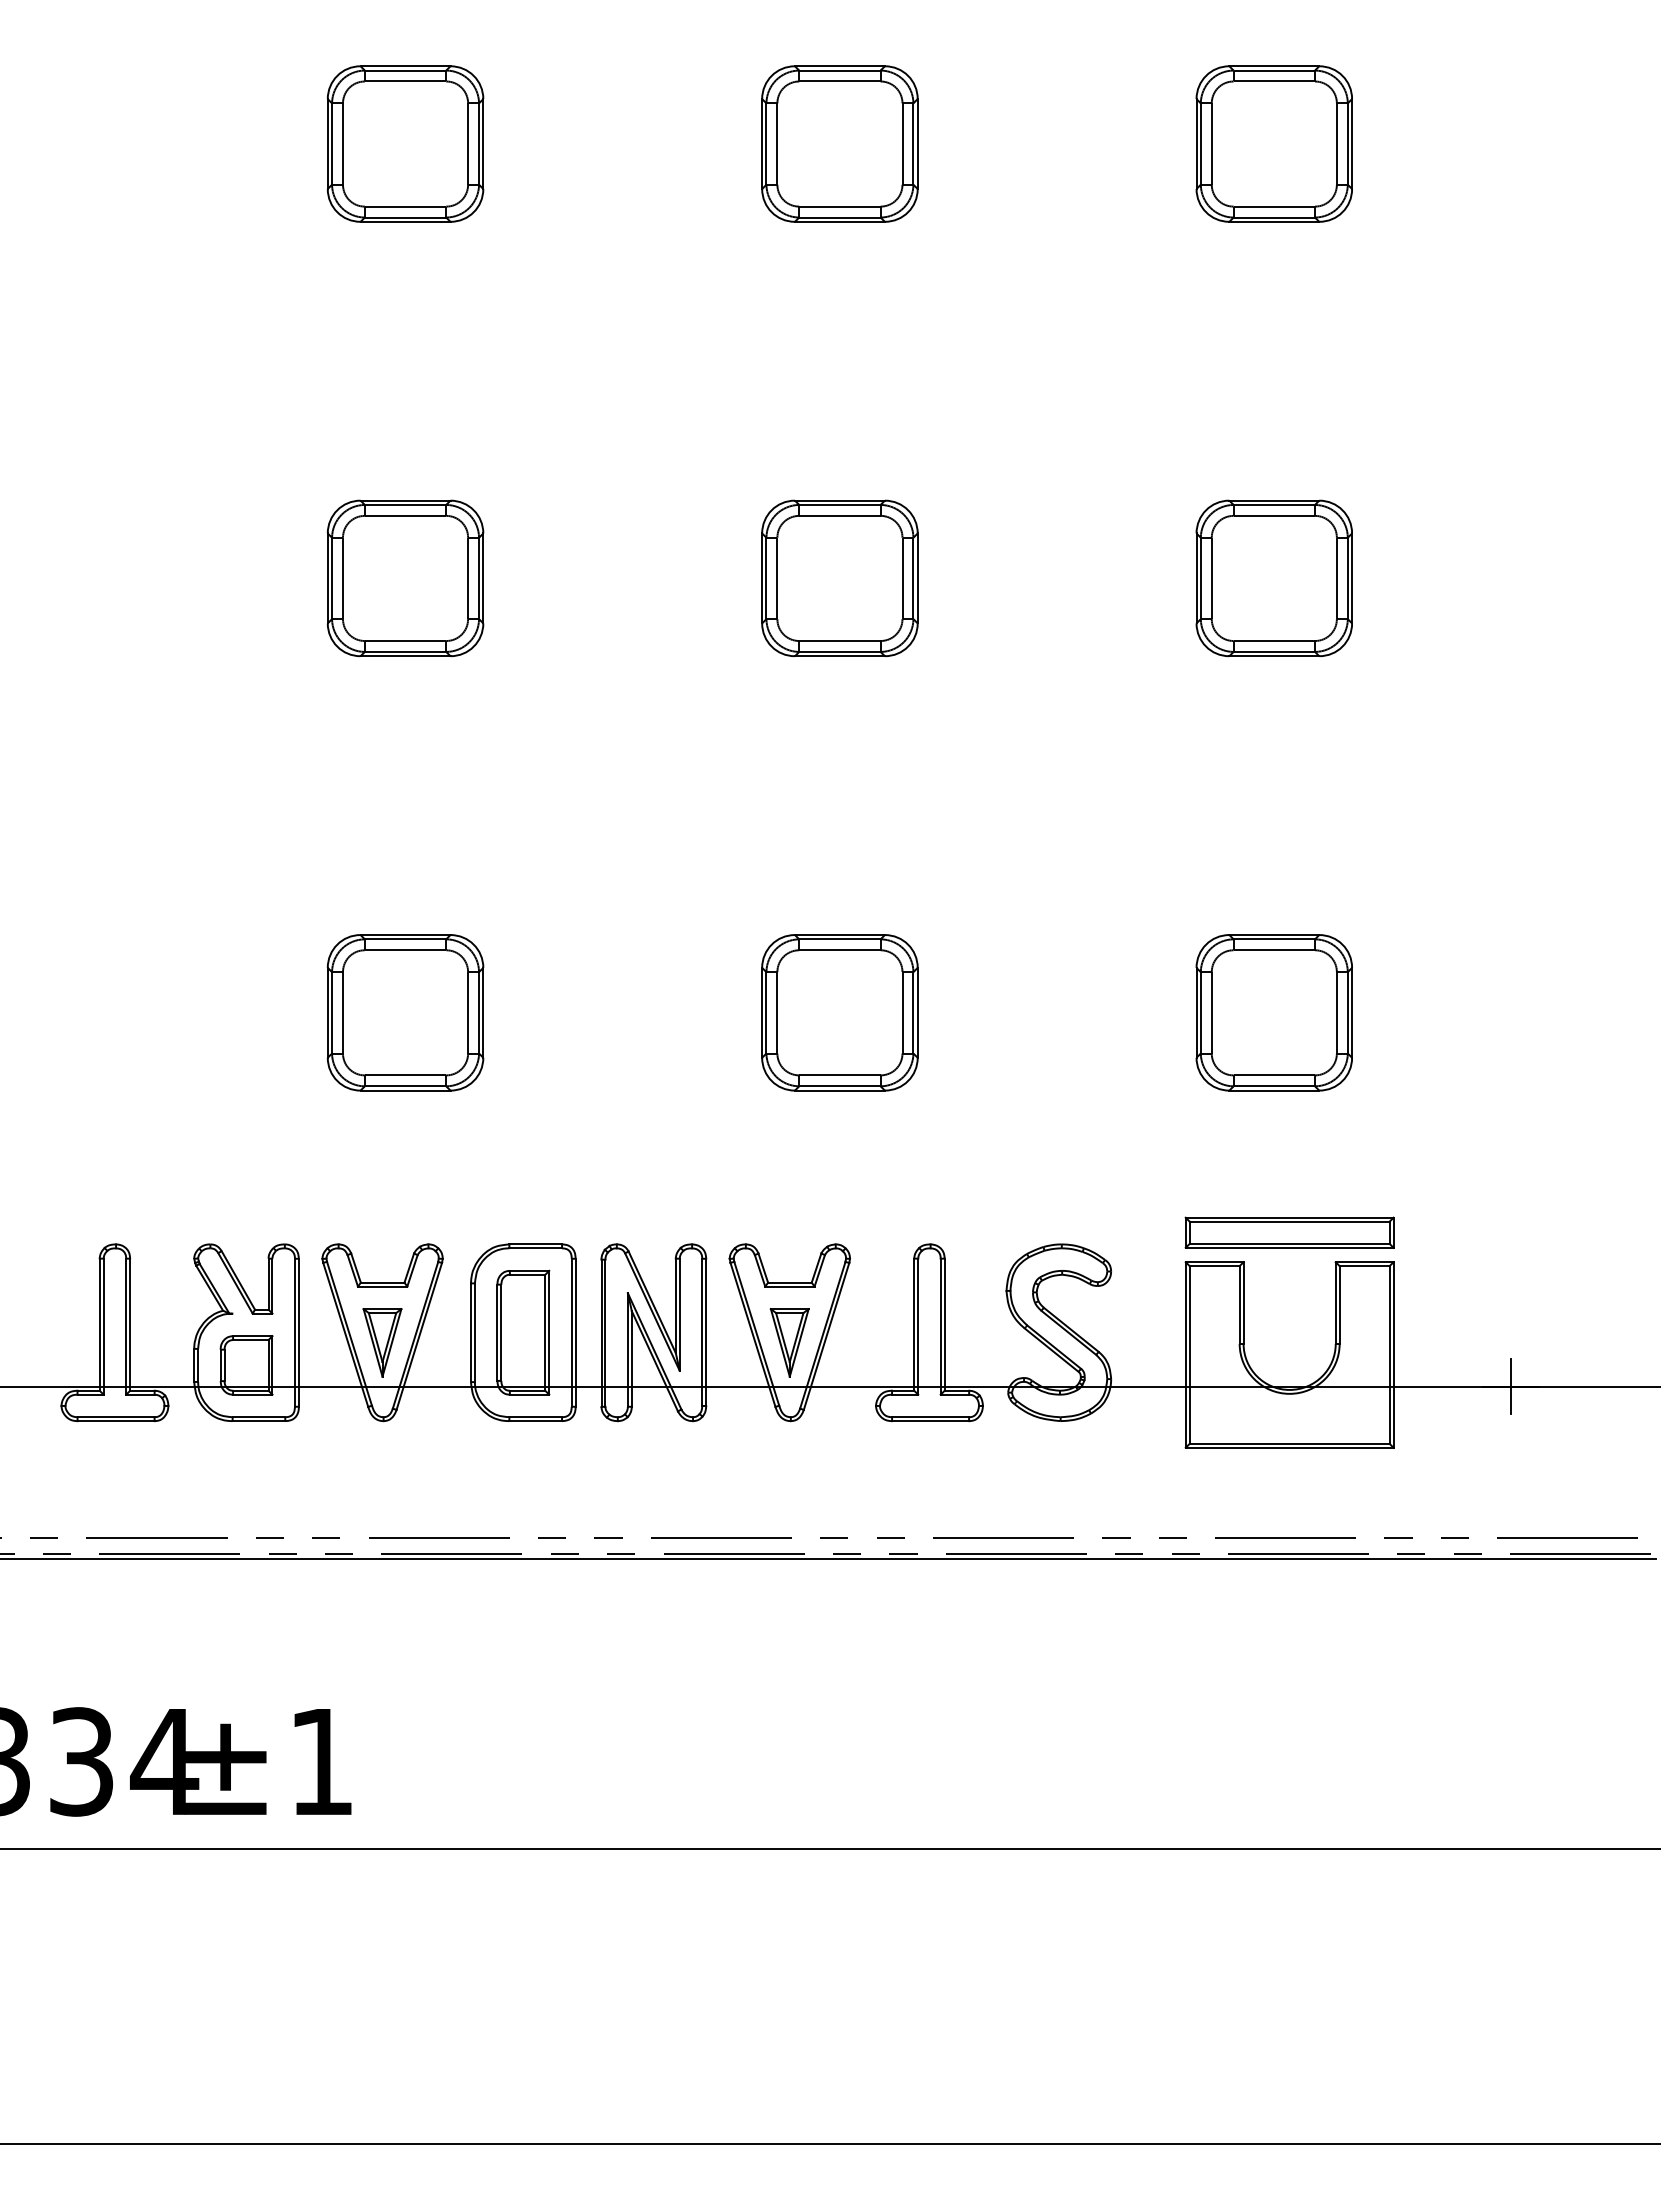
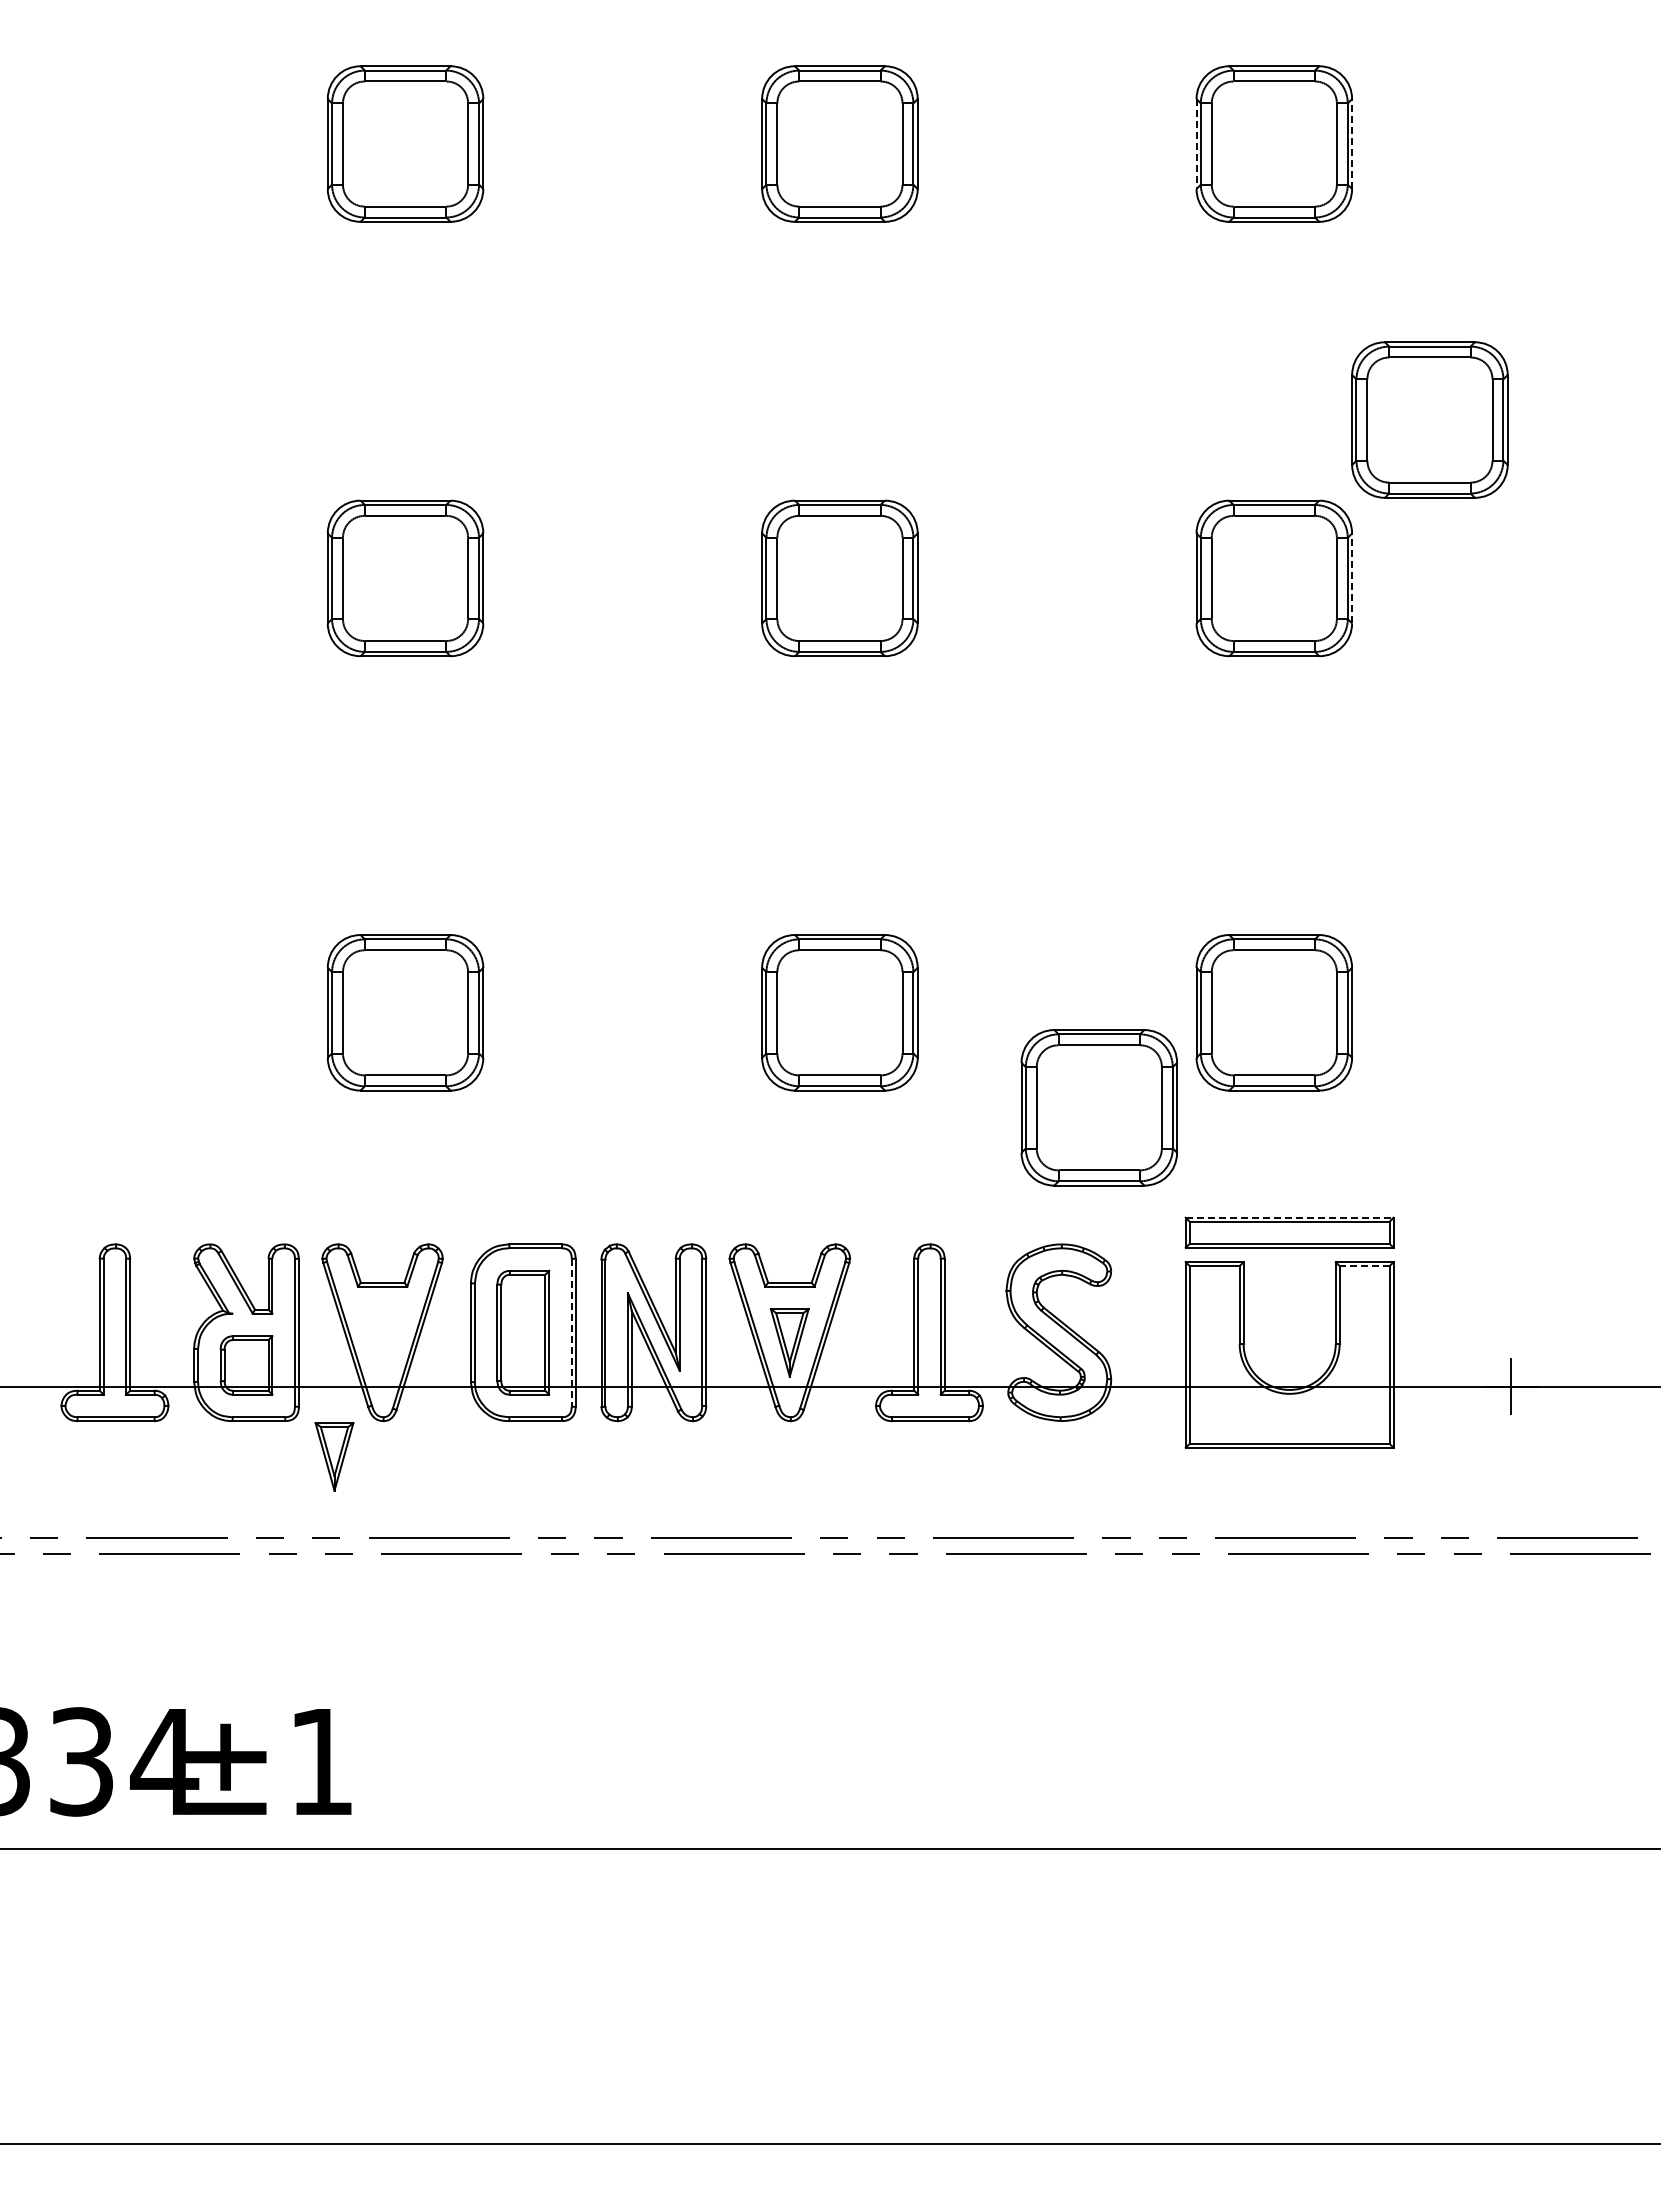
line: solid -> dashed (1196, 144)
line: solid -> dashed (1352, 144)
part: none -> present (1429, 419)
line: solid -> dashed (1352, 578)
part: none -> present (1098, 1107)
line: solid -> dashed (1289, 1217)
line: solid -> dashed (1364, 1266)
line: solid -> dashed (571, 1332)
part position: (382, 1342) -> (334, 1456) (334, 1456)
line: present -> none (828, 1558)
